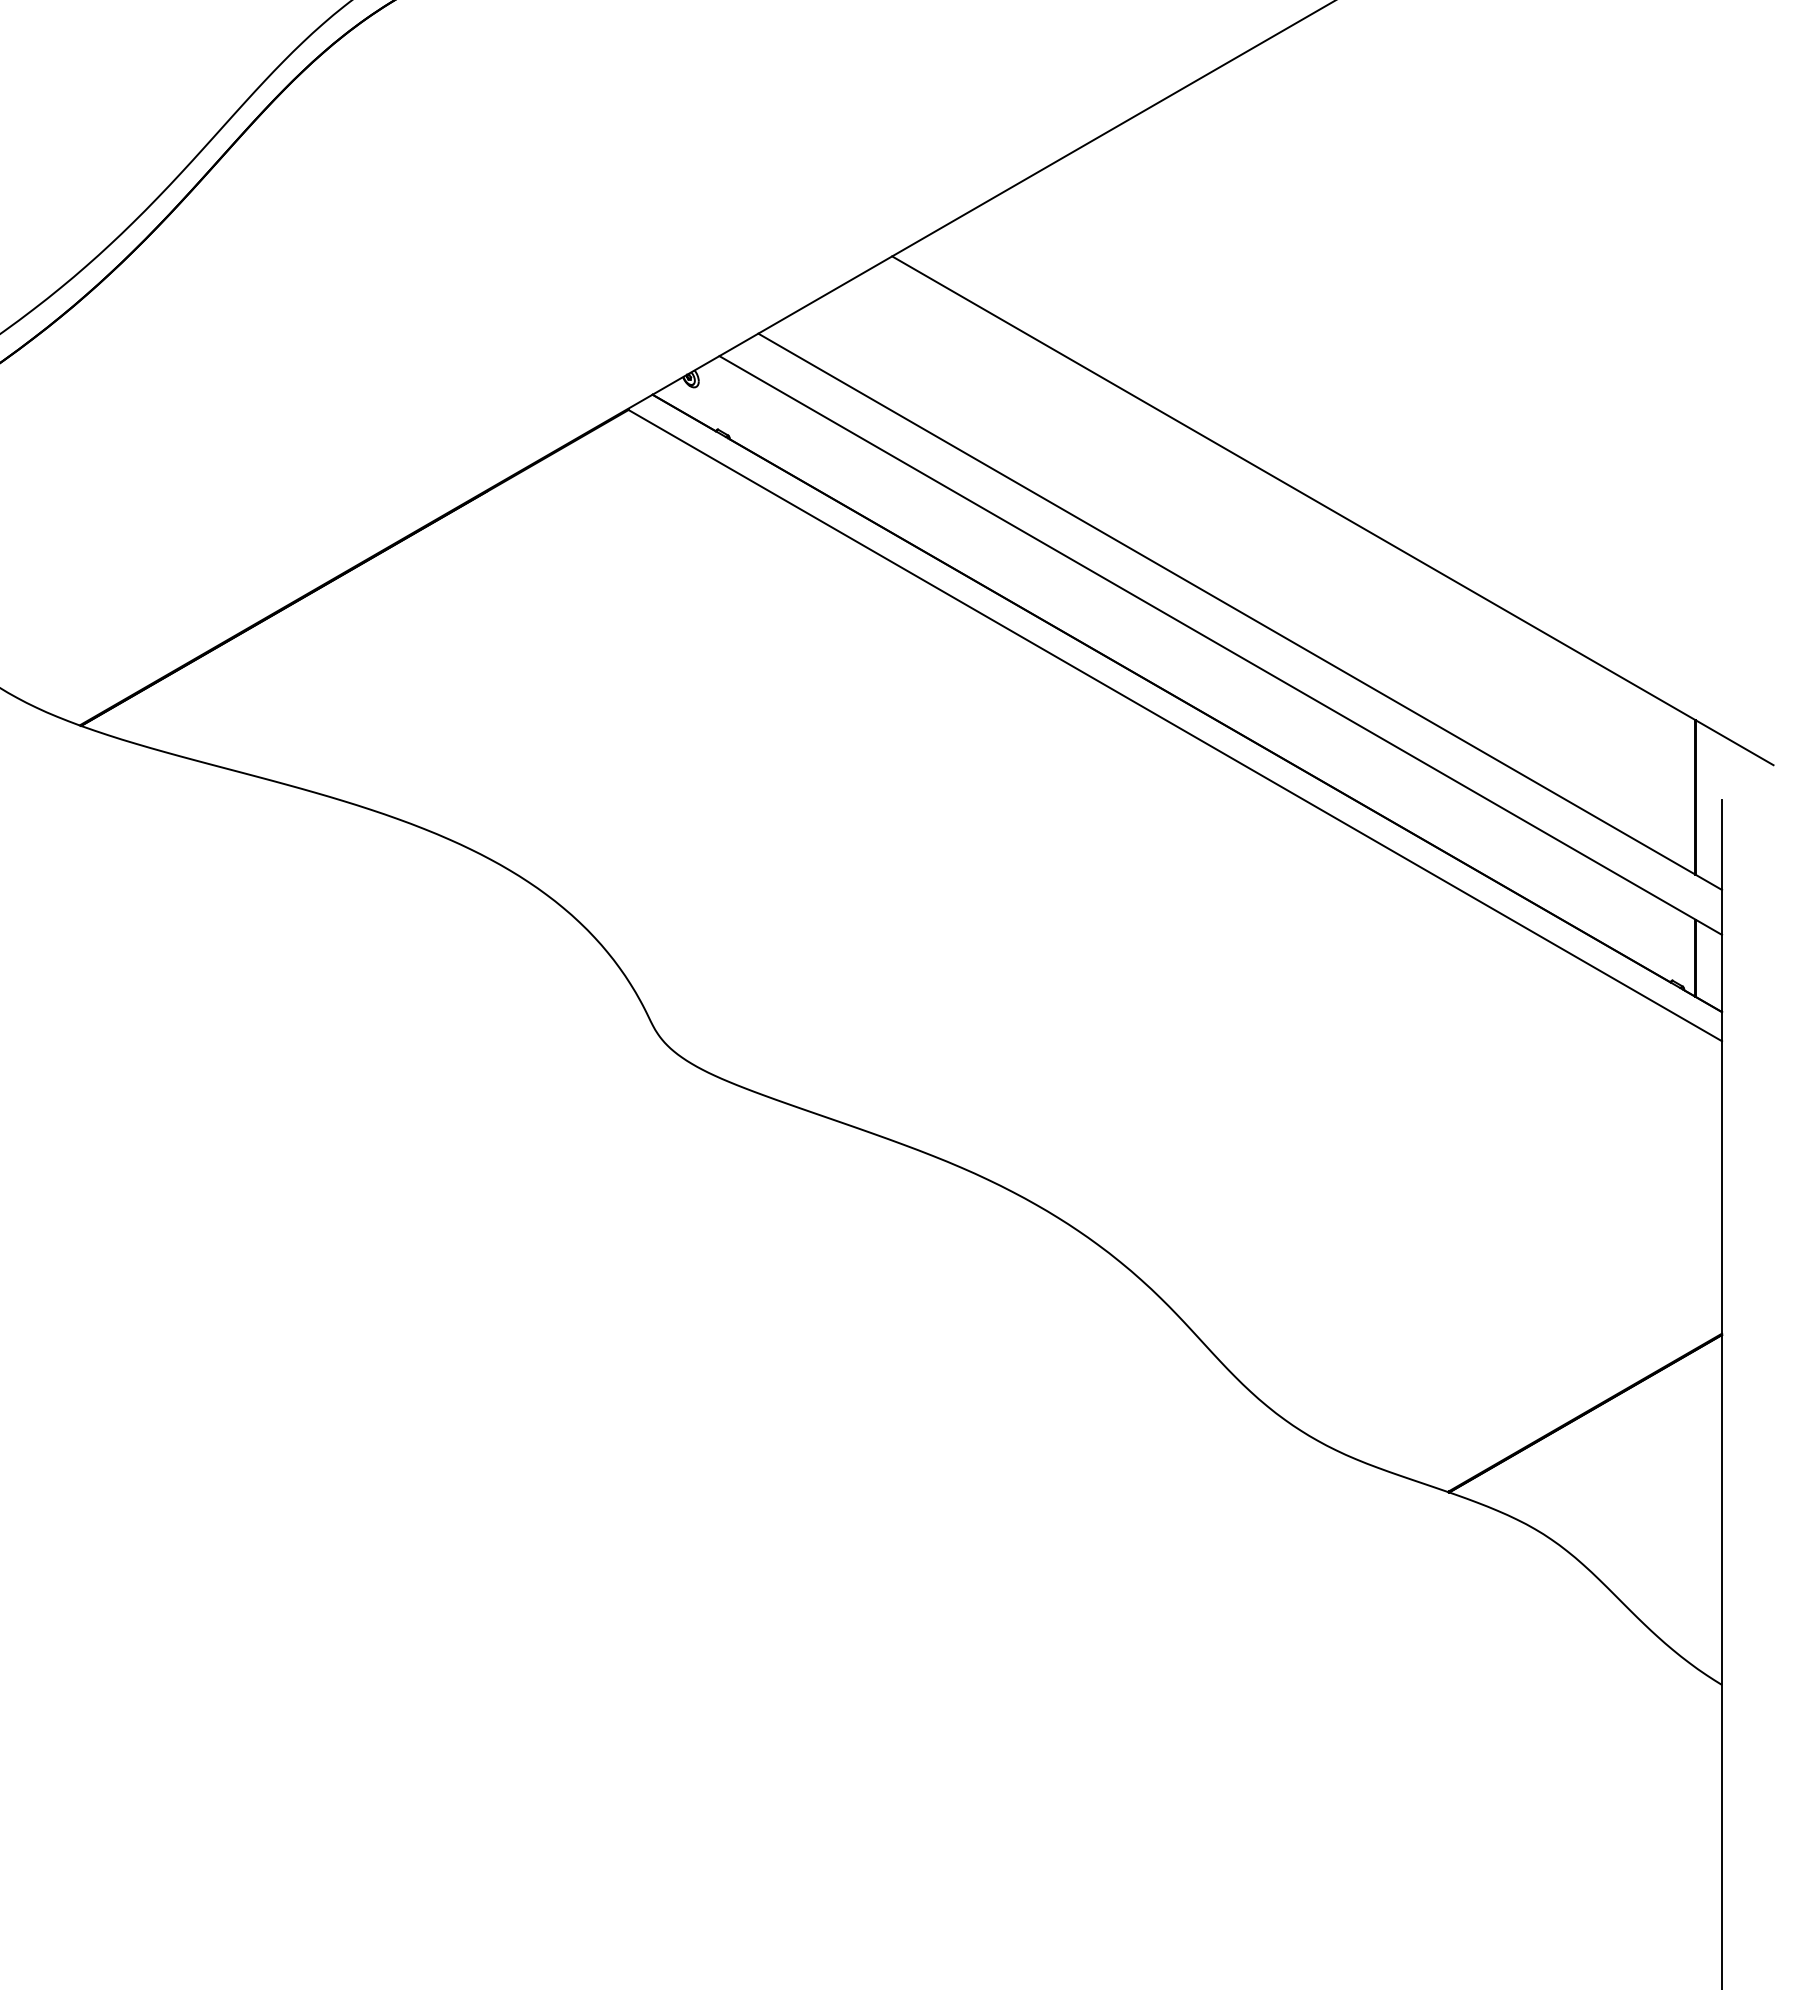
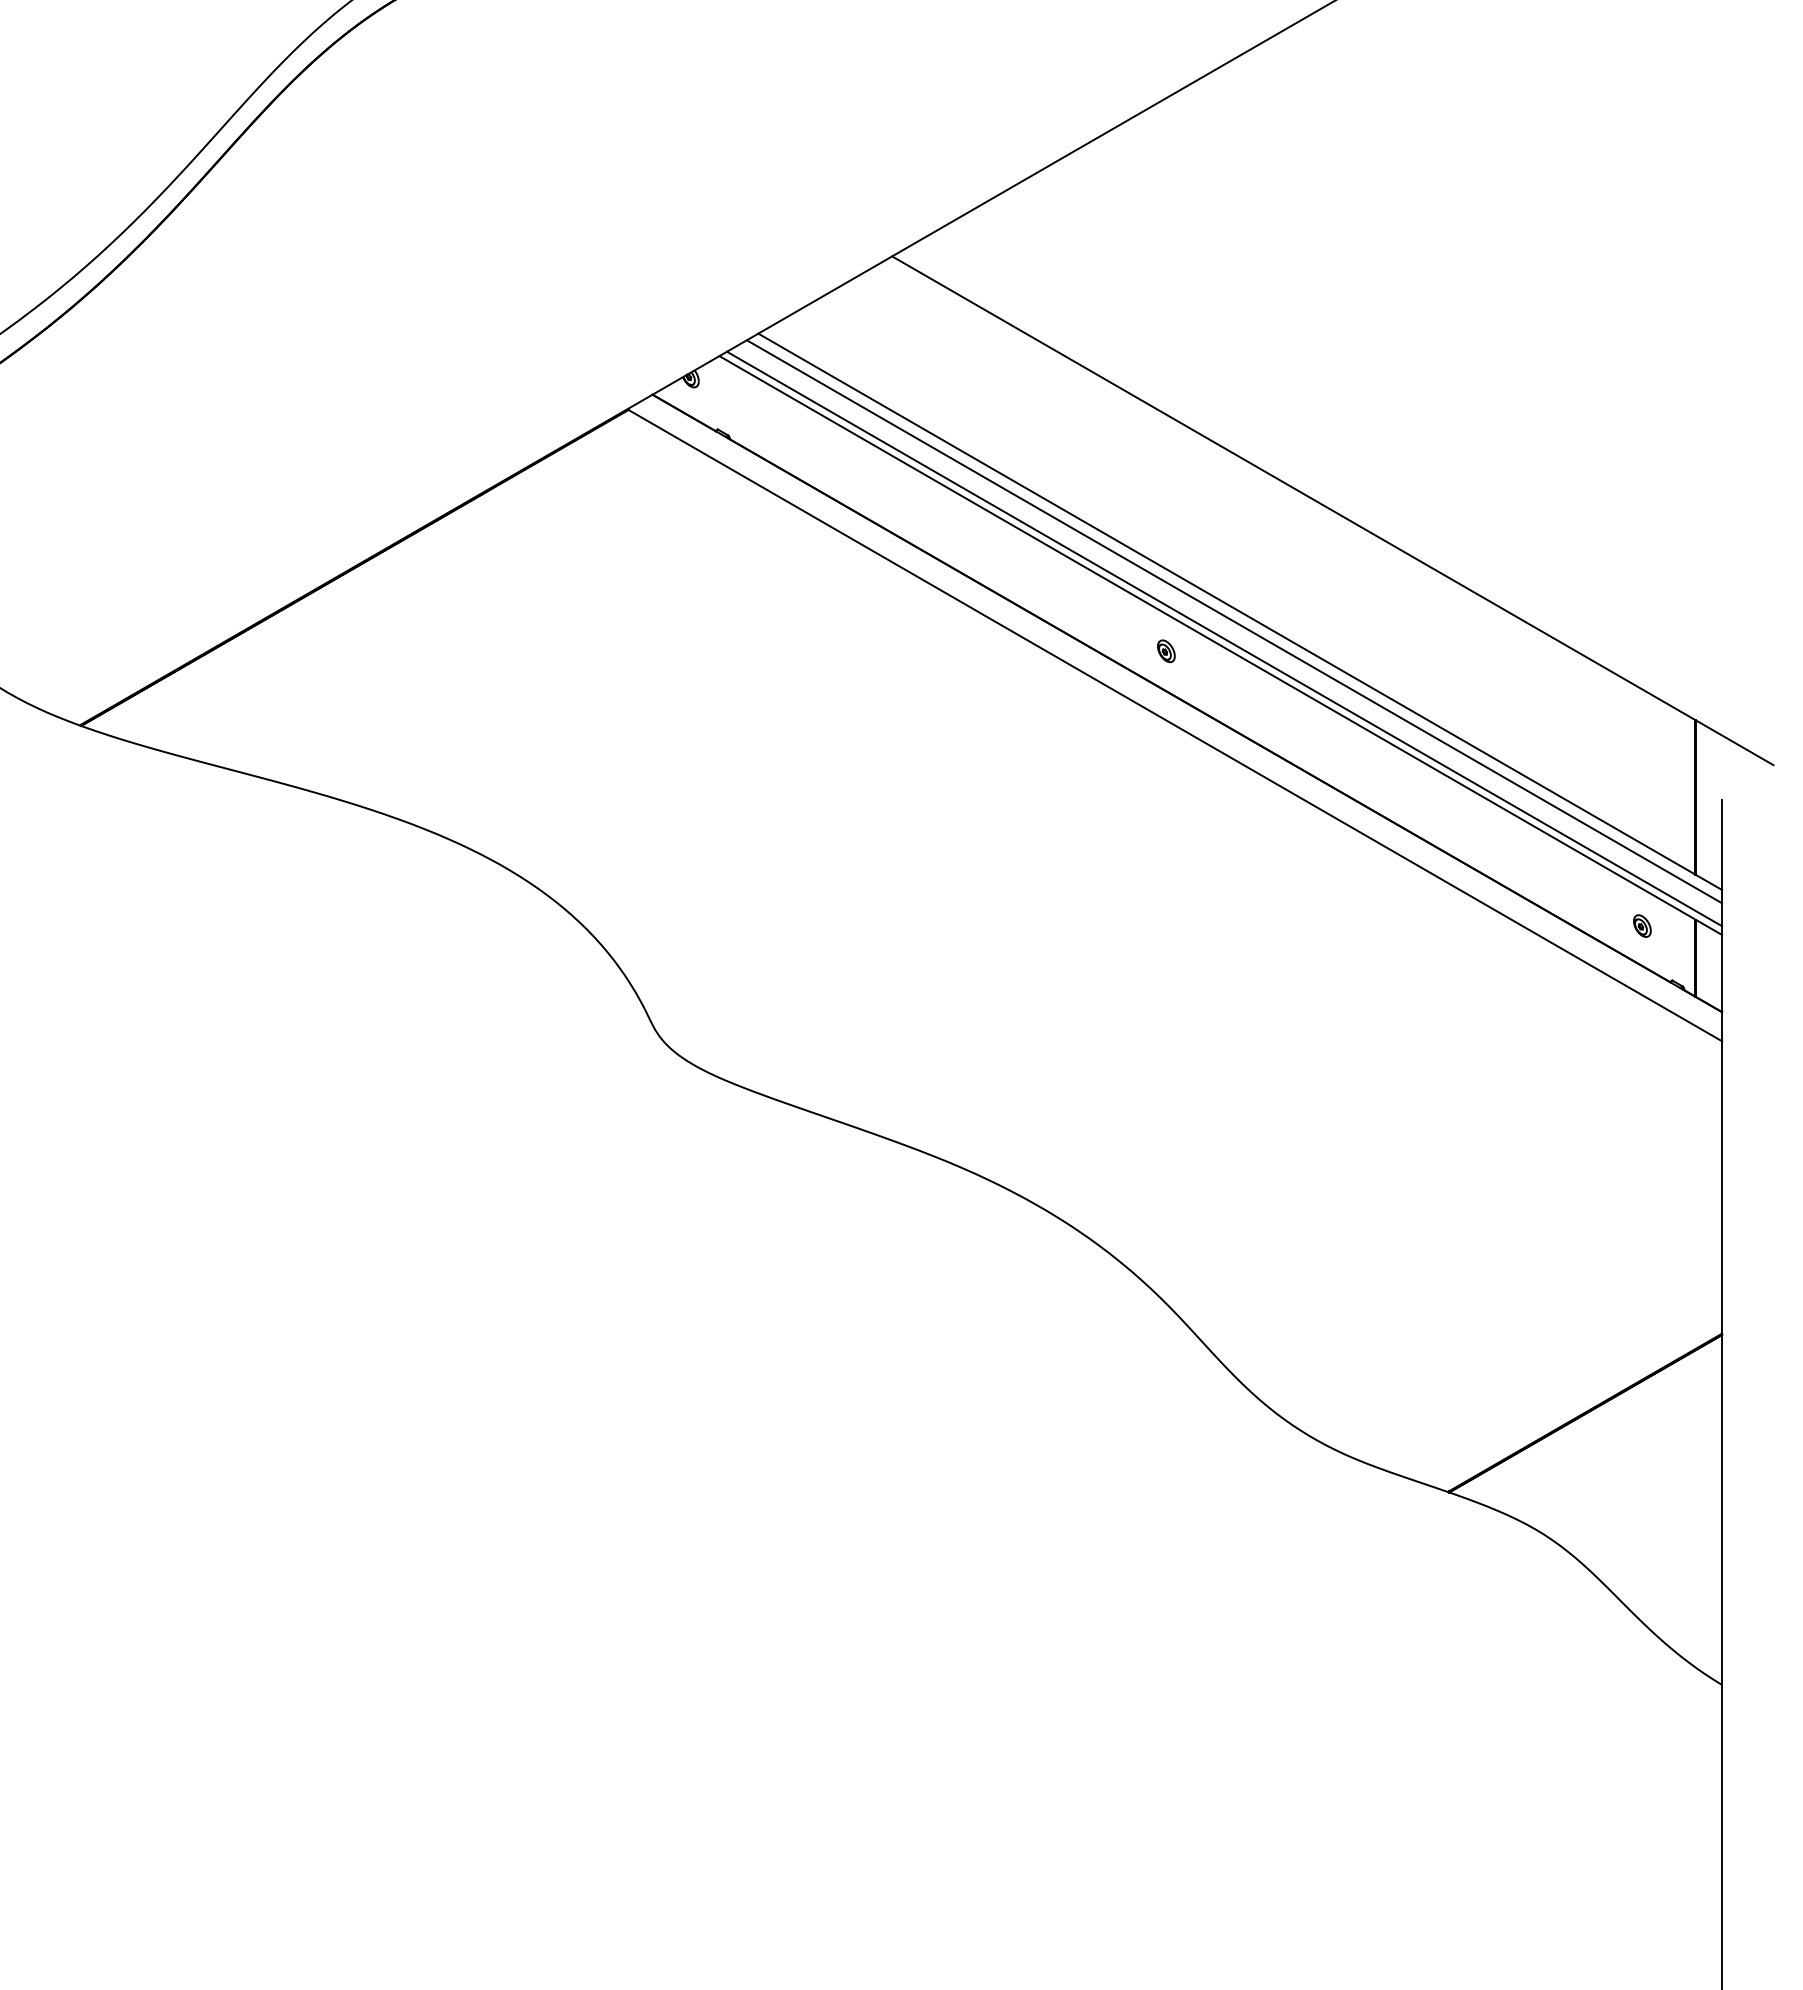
line: none -> present (1234, 621)
line: none -> present (1224, 638)
part: none -> present (1166, 651)
part: none -> present (1642, 925)
